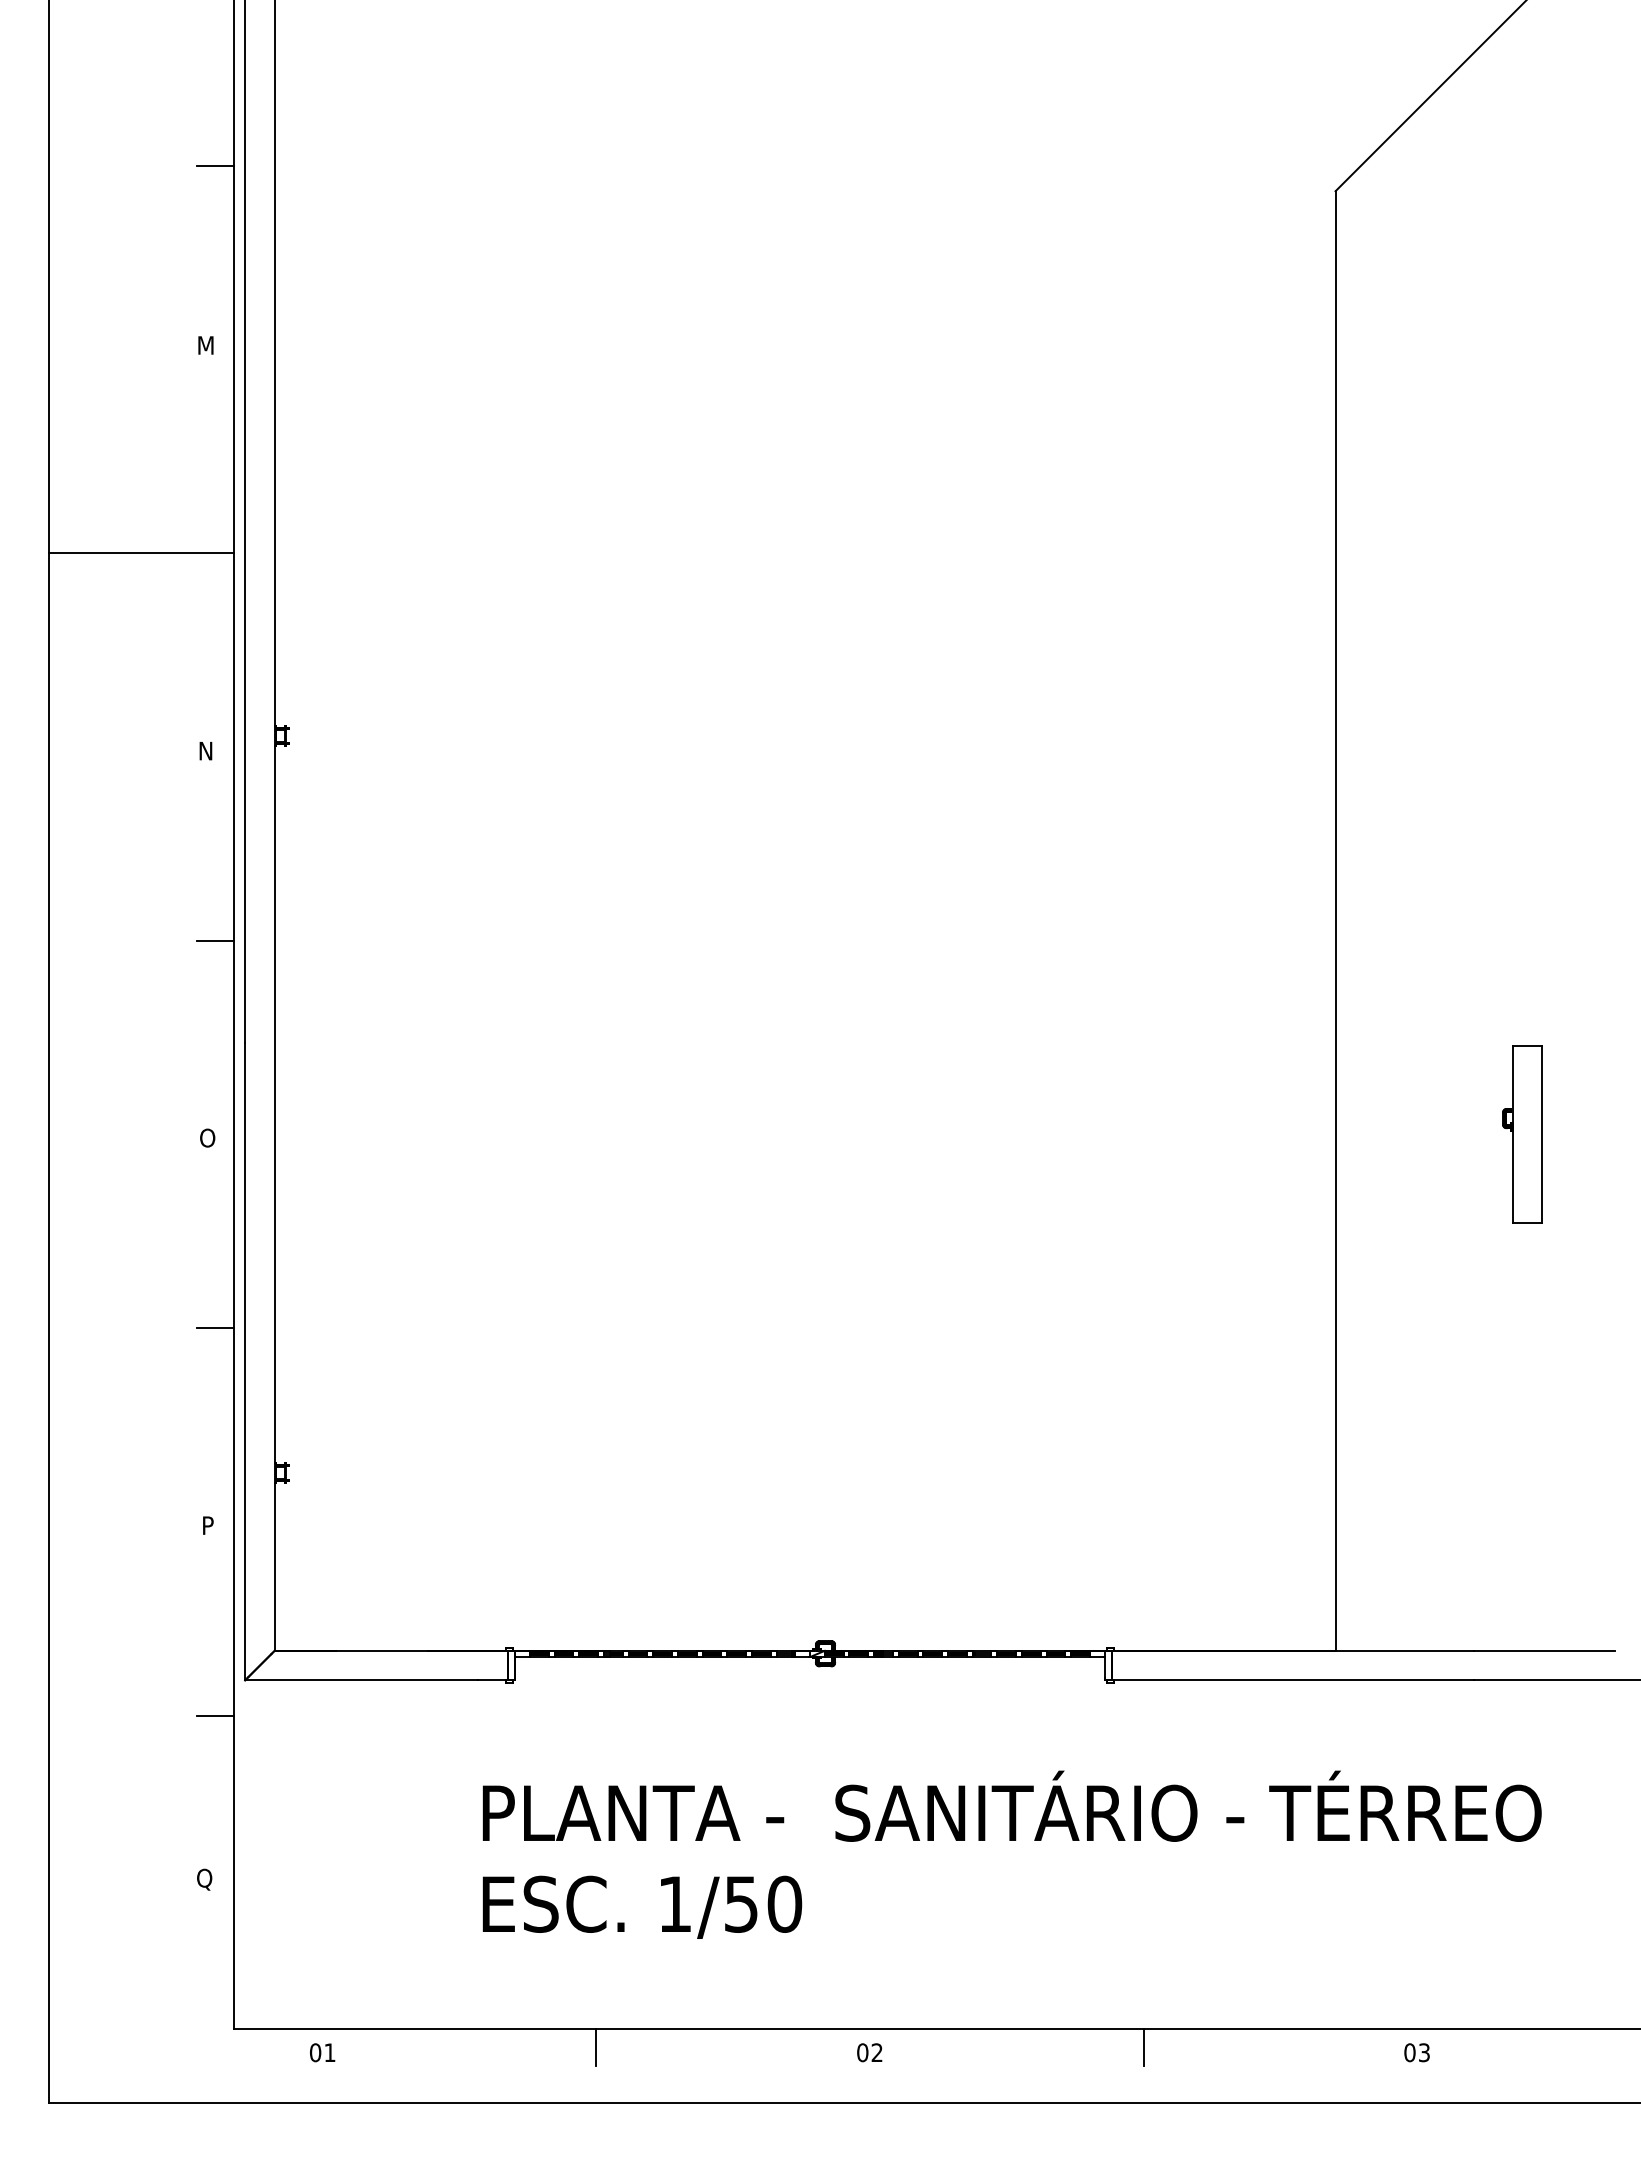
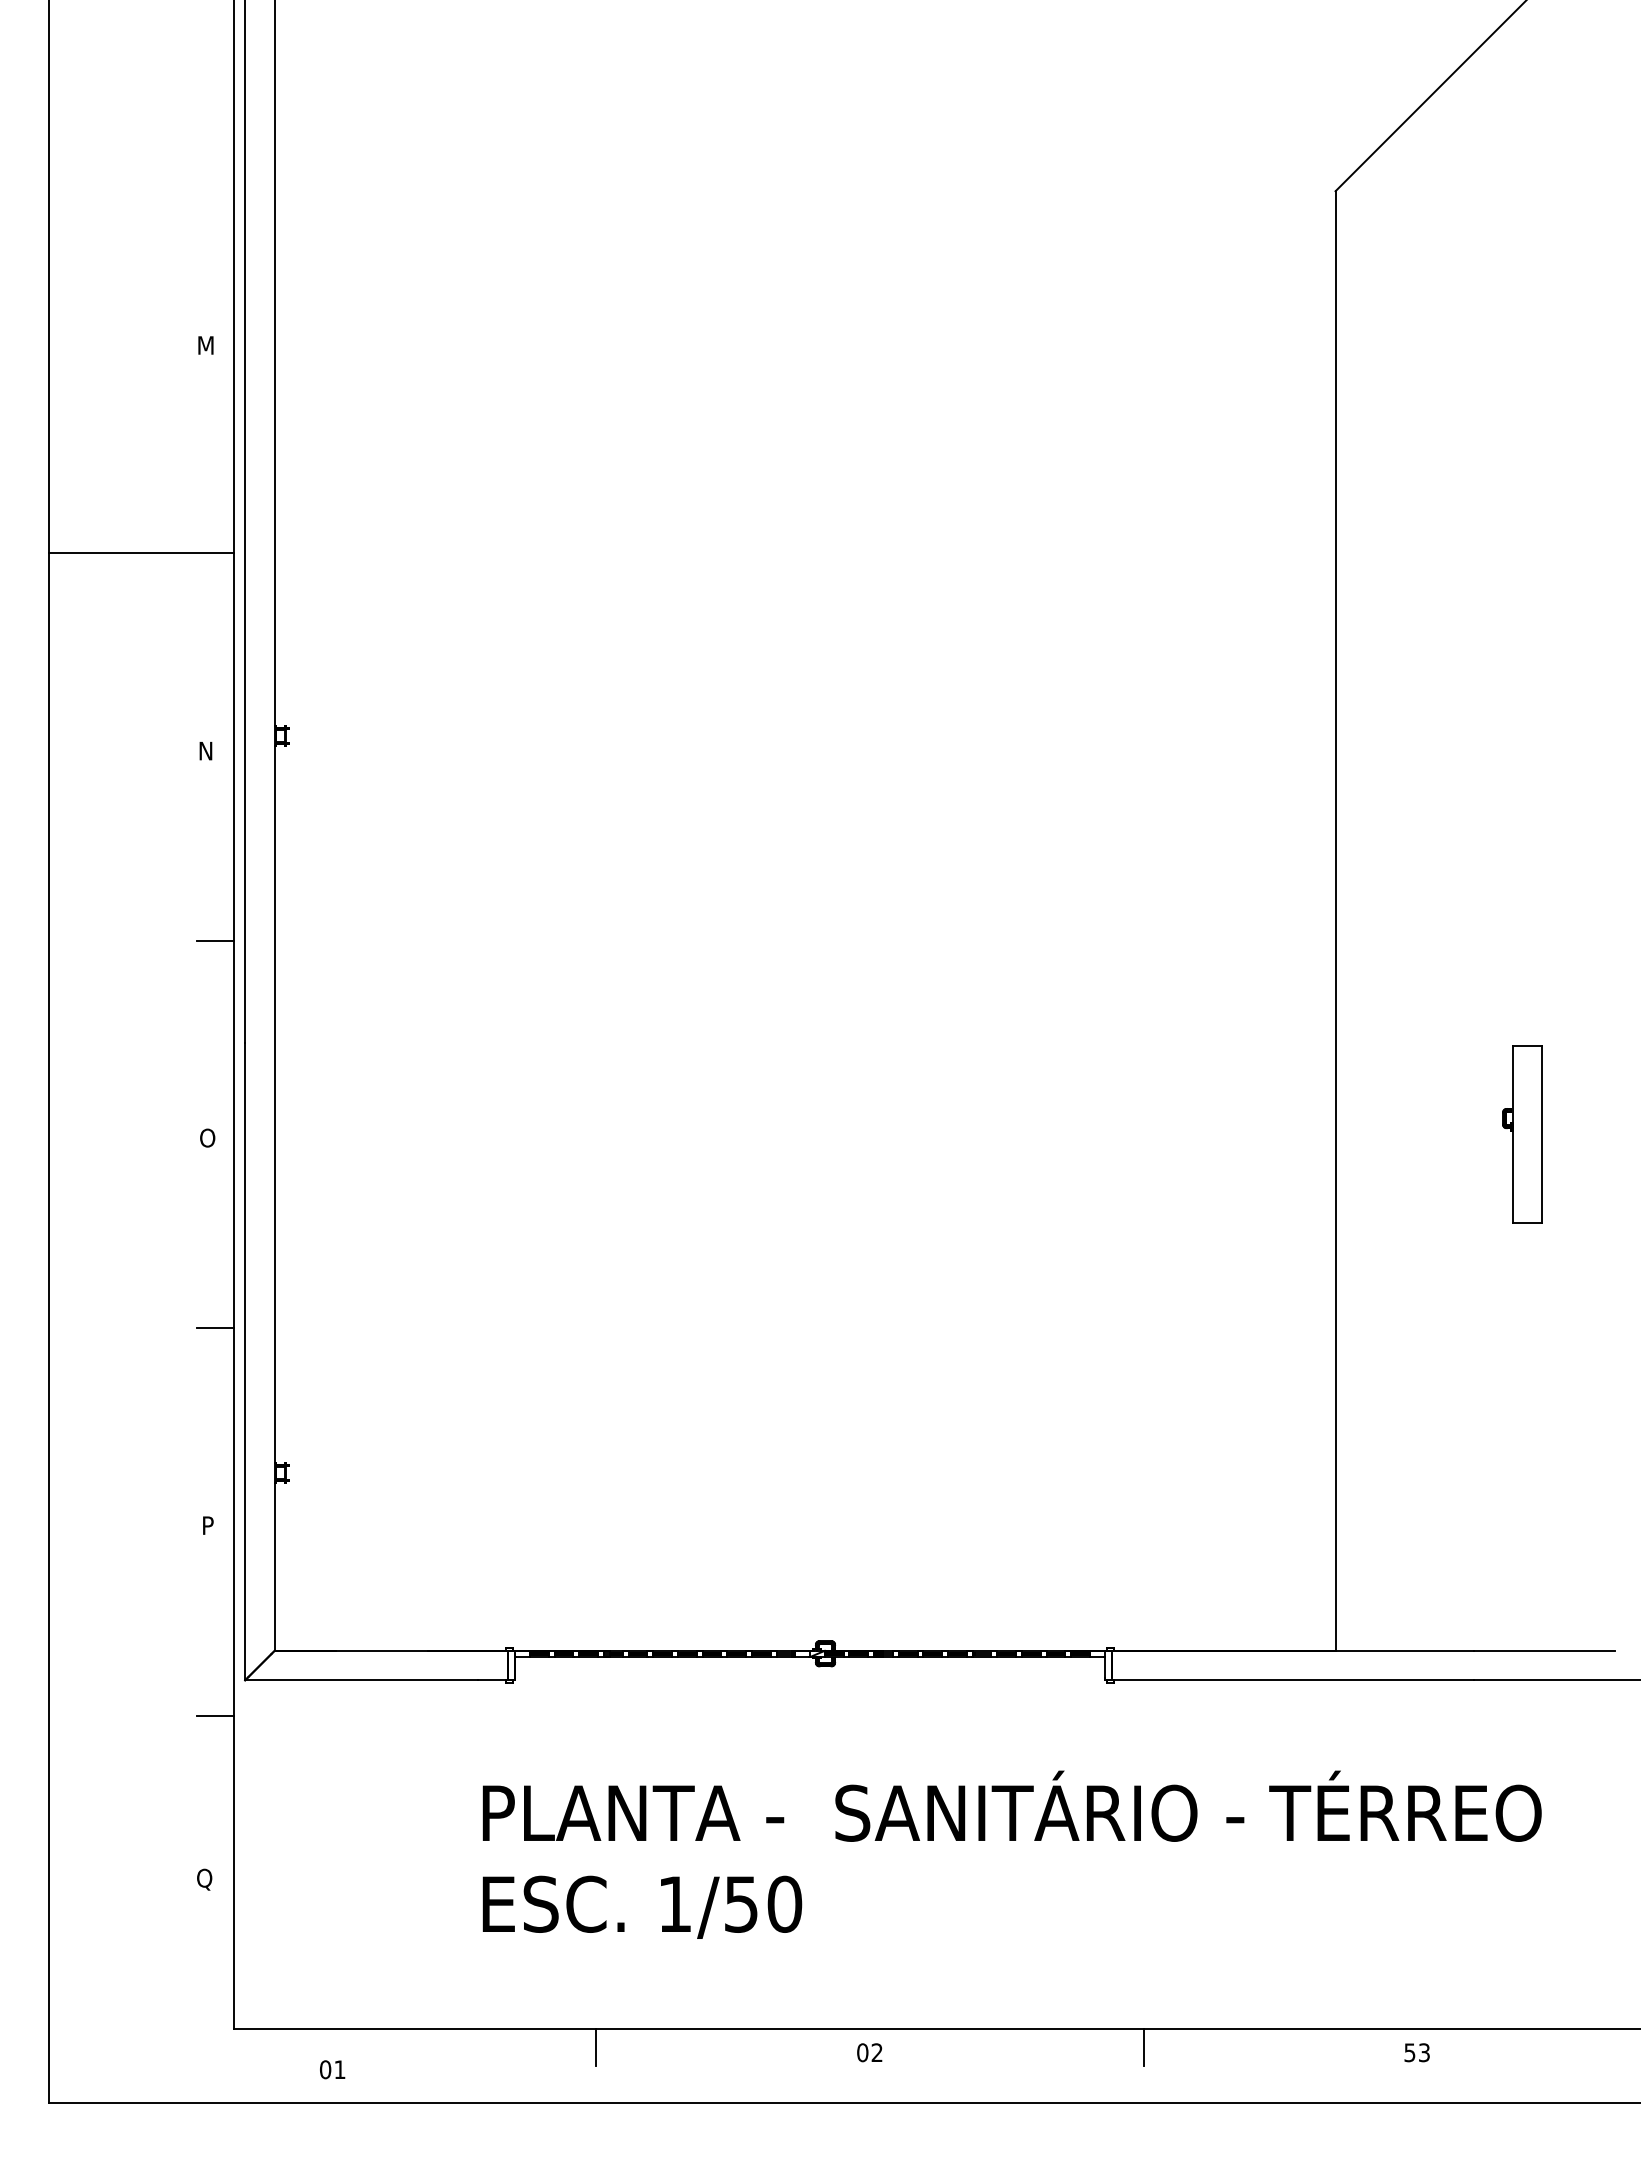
line: present -> none (214, 166)
text position: (322, 2052) -> (332, 2069) (332, 2069)
text: 03 -> 53 (1409, 2052)
